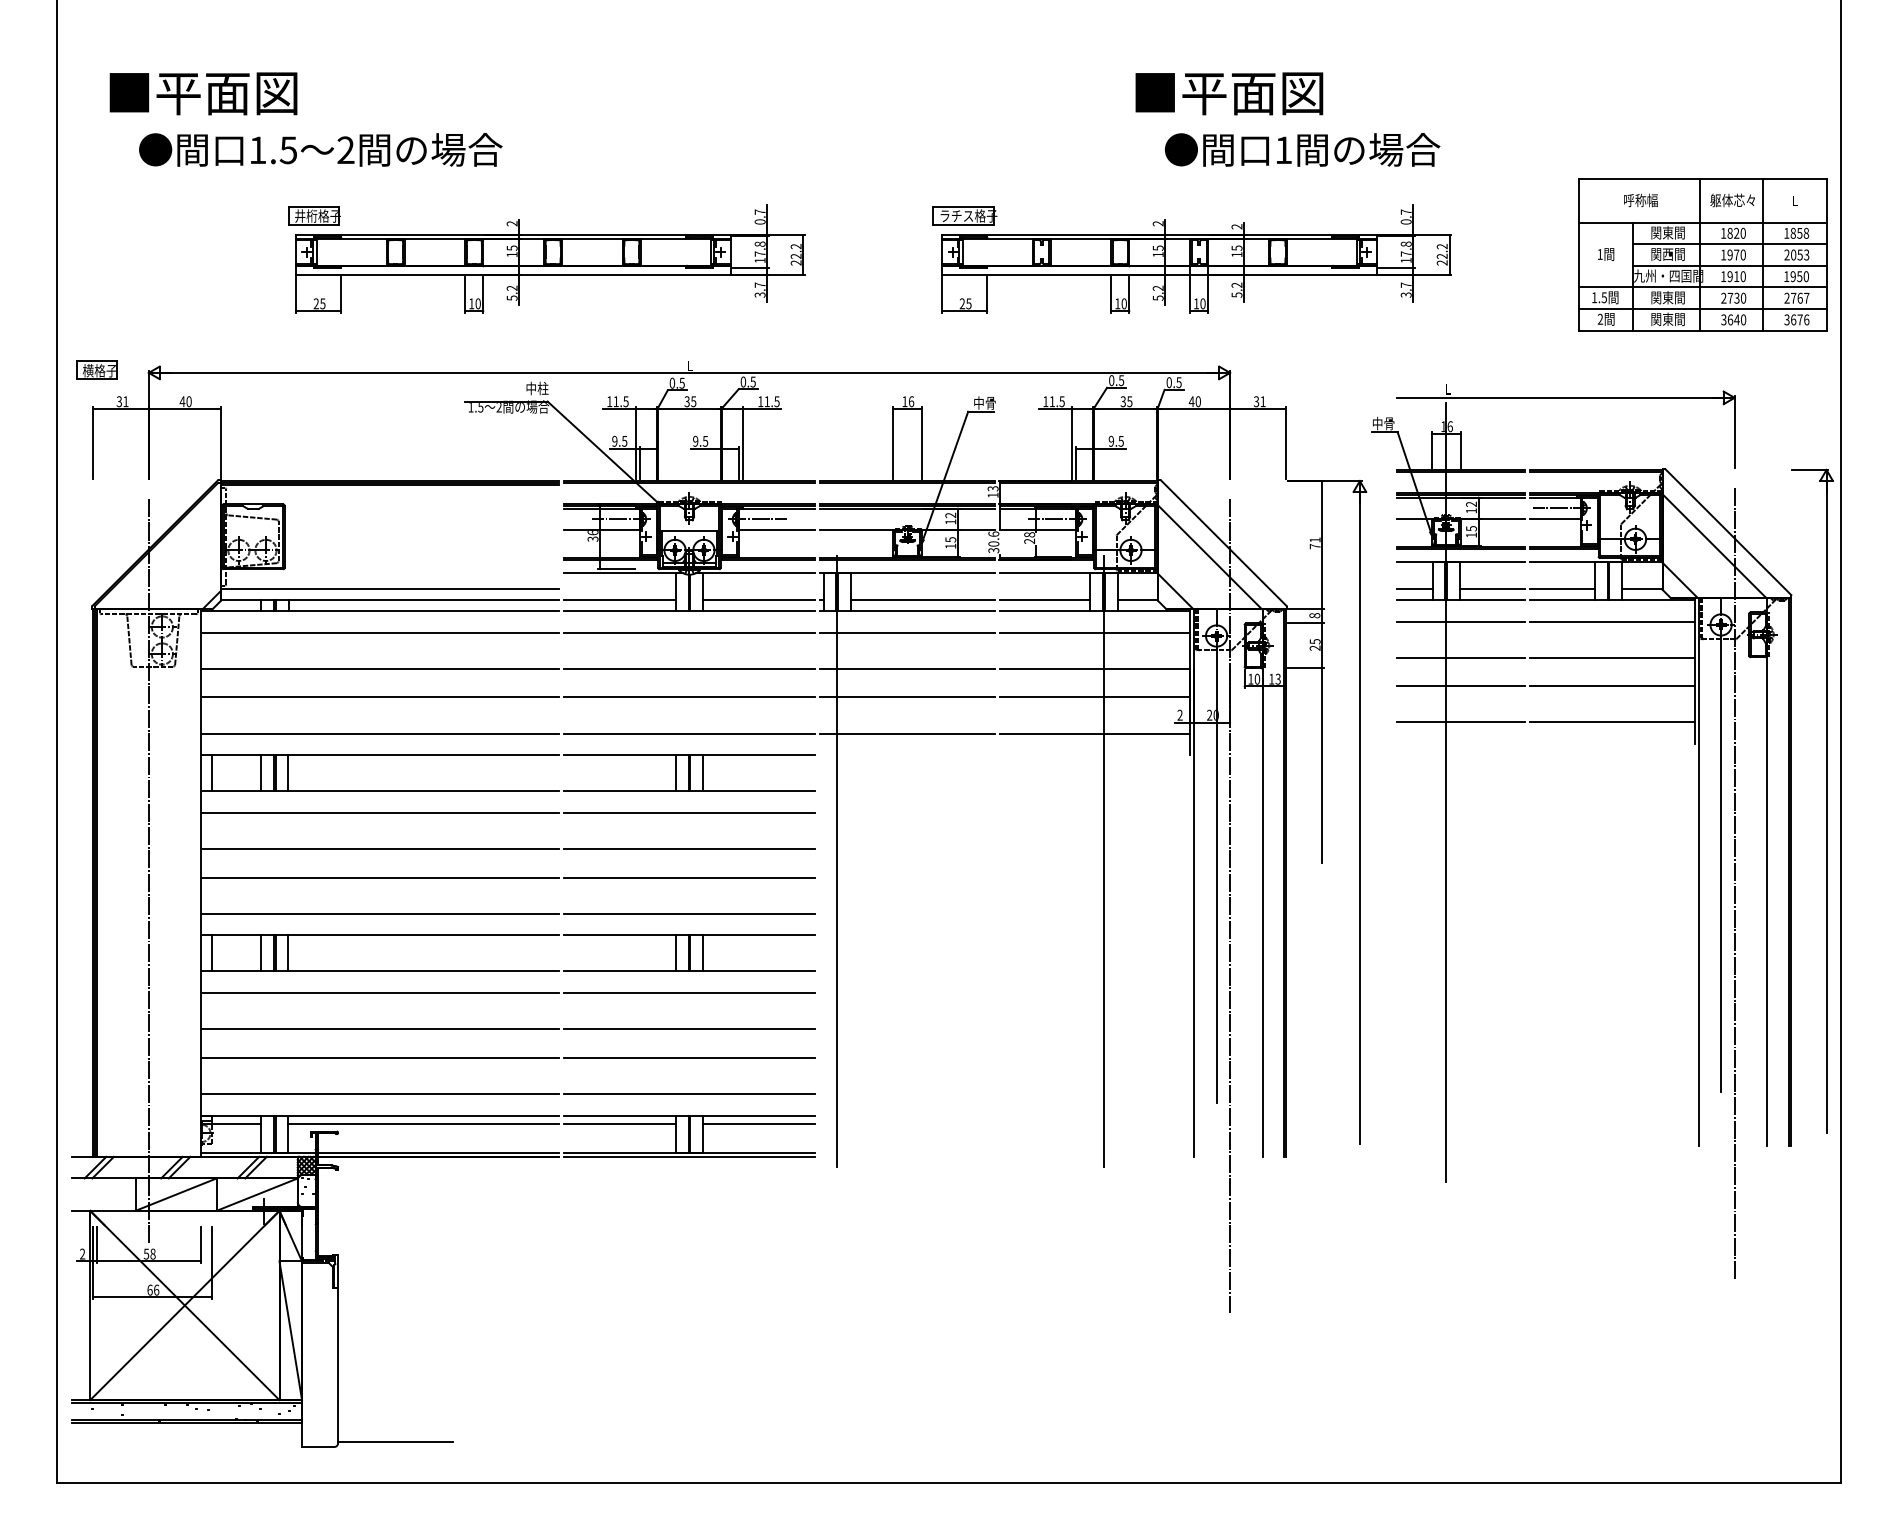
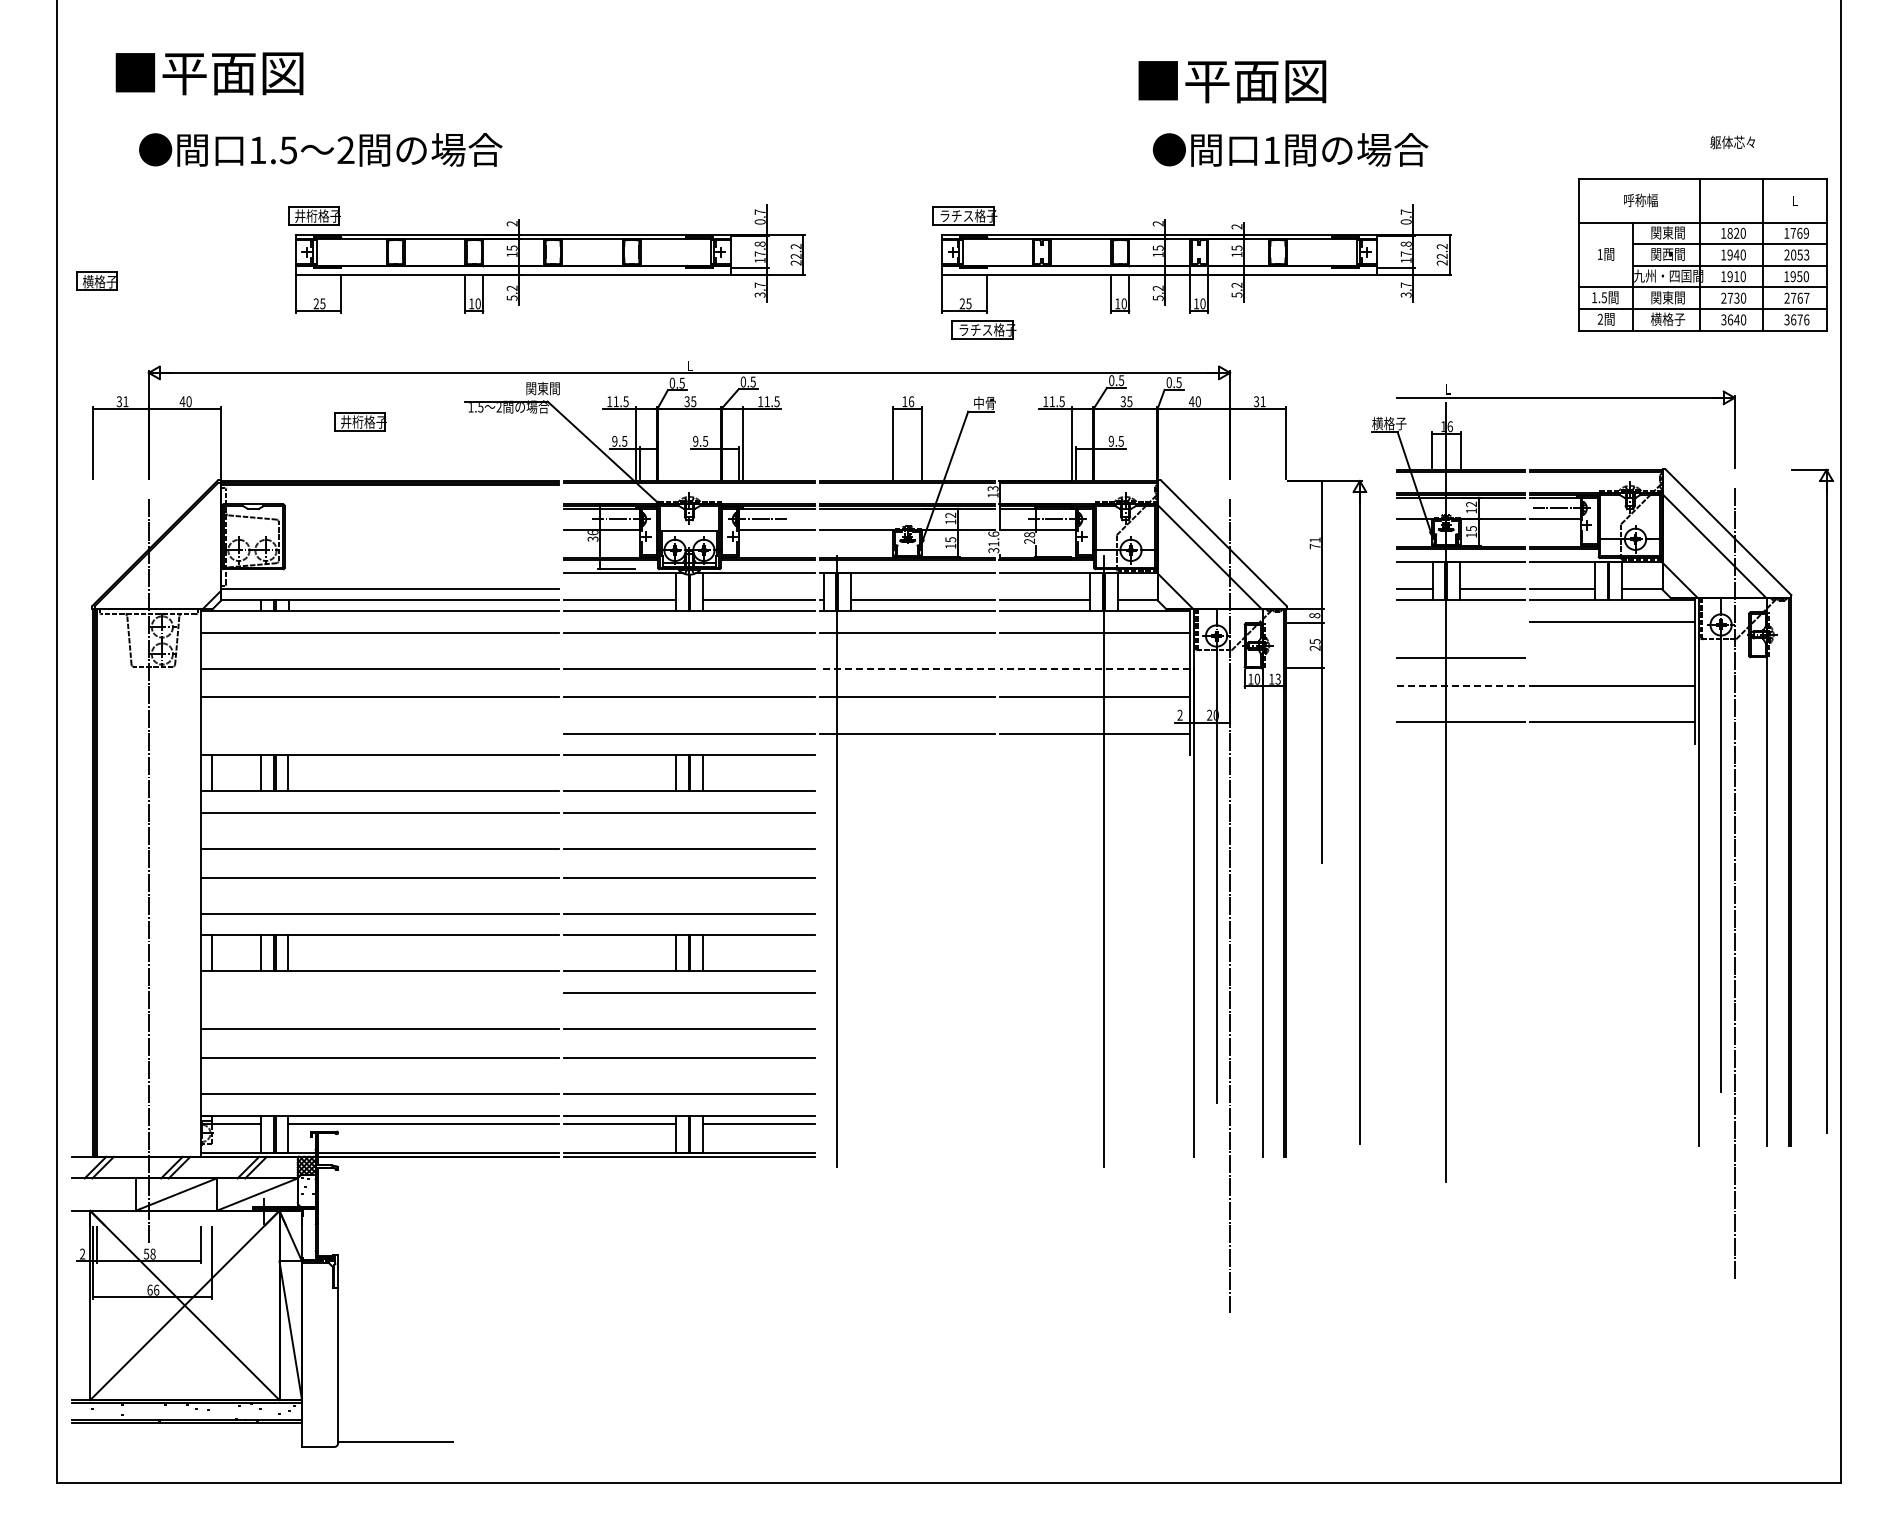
text position: (203, 93) -> (209, 73) (209, 73)
text position: (1229, 93) -> (1232, 81) (1232, 81)
text position: (1302, 149) -> (1290, 149) (1290, 149)
text position: (1732, 200) -> (1732, 142) (1732, 142)
text: 1858 -> 1769 (1799, 232)
text: 1970 -> 1940 (1736, 254)
text: 関東間 -> 横格子 (1667, 319)
part: none -> present (983, 329)
part position: (96, 369) -> (96, 280) (96, 280)
text: 中柱 -> 関東間 (542, 388)
part: none -> present (360, 421)
text: 中骨 -> 横格子 (1389, 423)
text: 30.6 -> 31.6 (993, 543)
line: present -> none (1460, 621)
line: present -> none (1612, 657)
line: solid -> dashed (907, 668)
line: solid -> dashed (1094, 668)
line: solid -> dashed (1460, 686)
line: present -> none (379, 733)
line: present -> none (379, 993)
